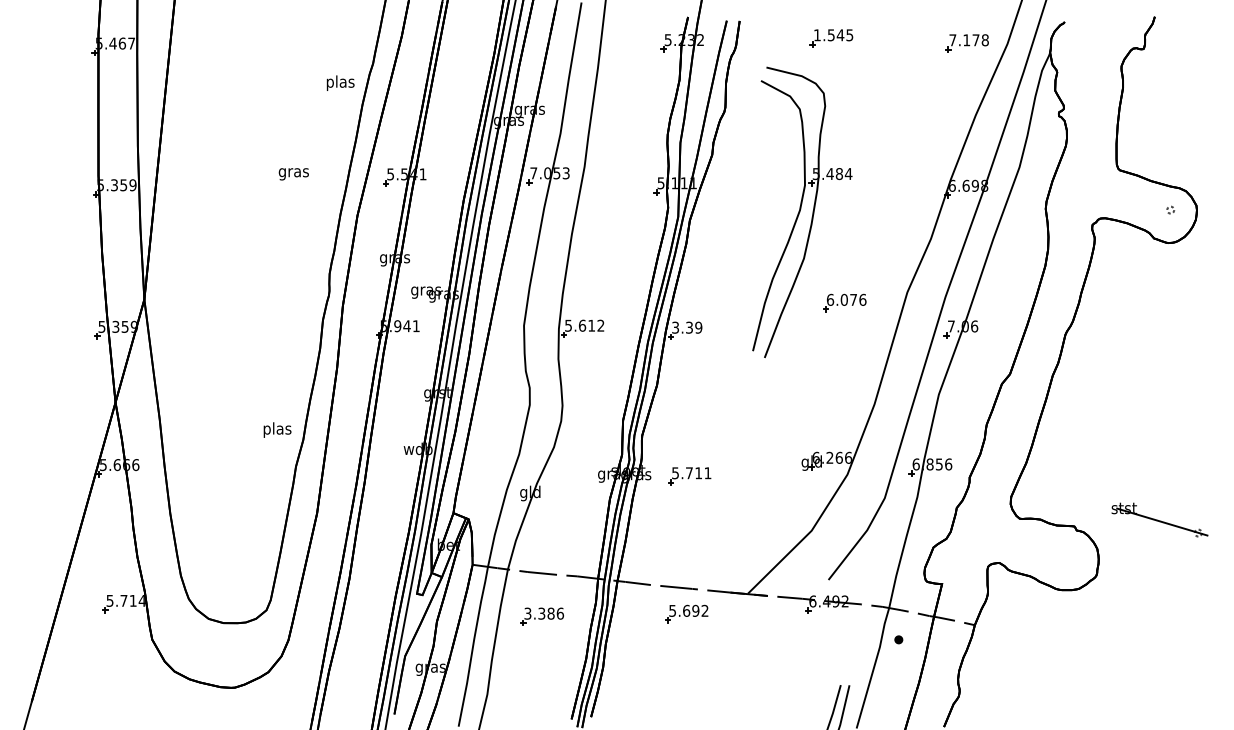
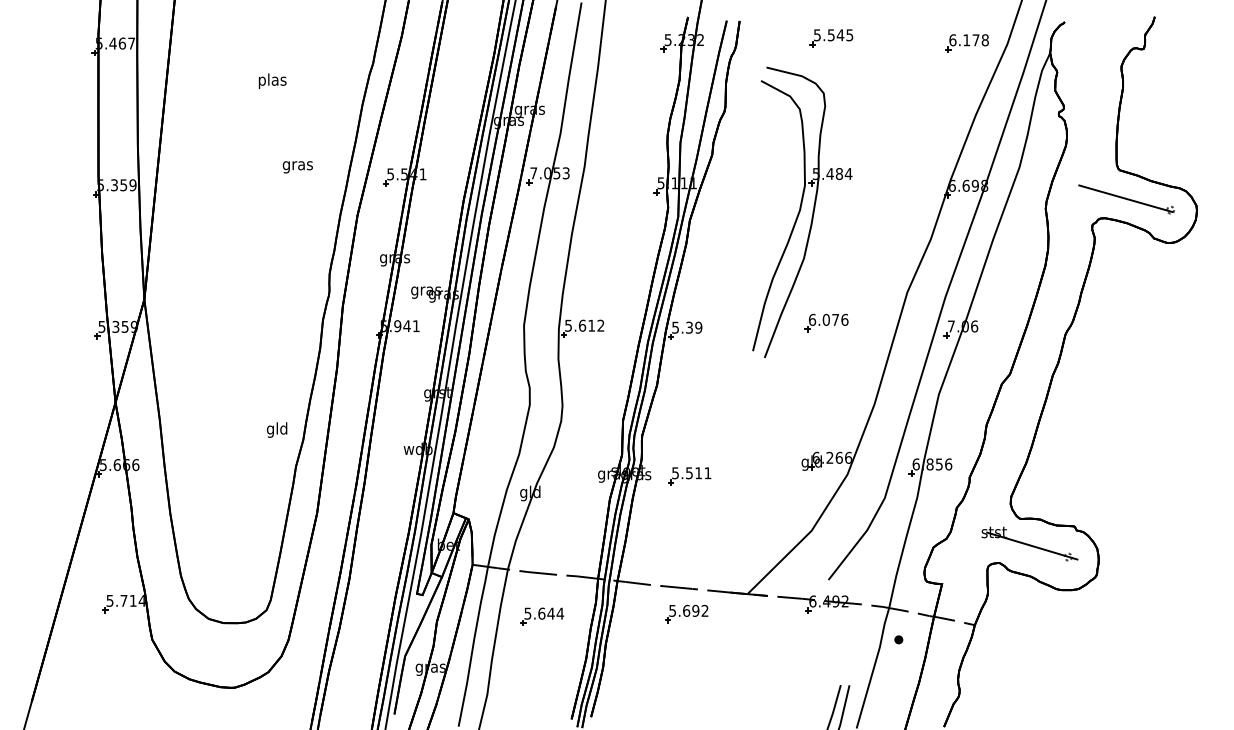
text: 1.545 -> 5.545 (817, 35)
text: 7.178 -> 6.178 (952, 40)
text position: (340, 82) -> (272, 80) (272, 80)
text position: (293, 174) -> (297, 167) (297, 167)
line: none -> present (1125, 198)
part position: (844, 302) -> (826, 322) (826, 322)
text: 3.39 -> 5.39 (675, 326)
text: plas -> gld (277, 429)
text: 5.711 -> 5.511 (689, 473)
part position: (1159, 519) -> (1029, 543) (1029, 543)
text: 3.386 -> 5.644 (544, 613)
